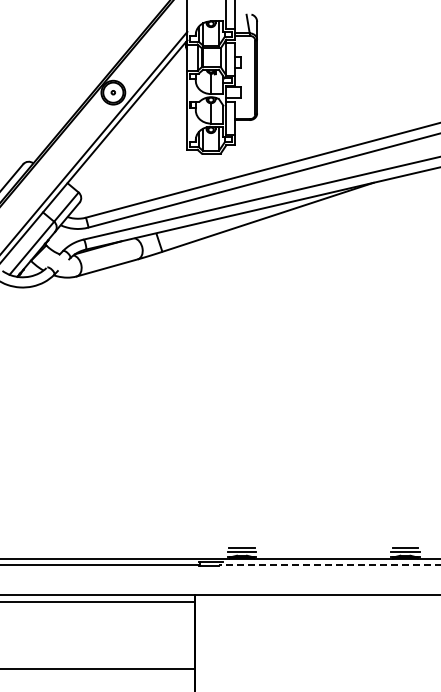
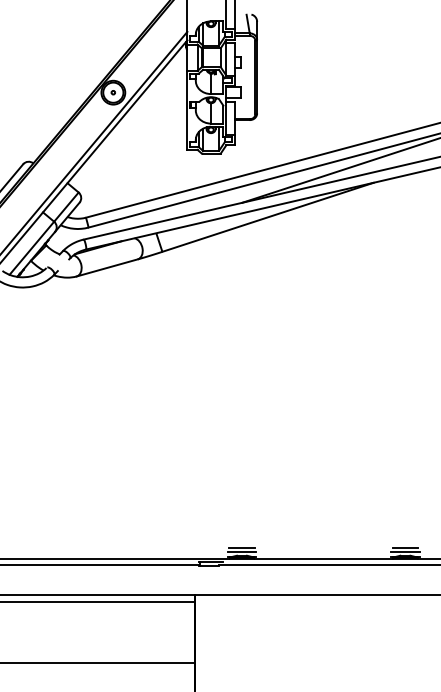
line: none -> present (339, 170)
line: dashed -> solid (329, 565)
line position: (98, 669) -> (98, 663) (98, 663)
